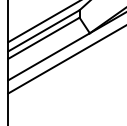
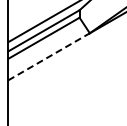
line: solid -> dashed (49, 56)
line: present -> none (65, 59)
